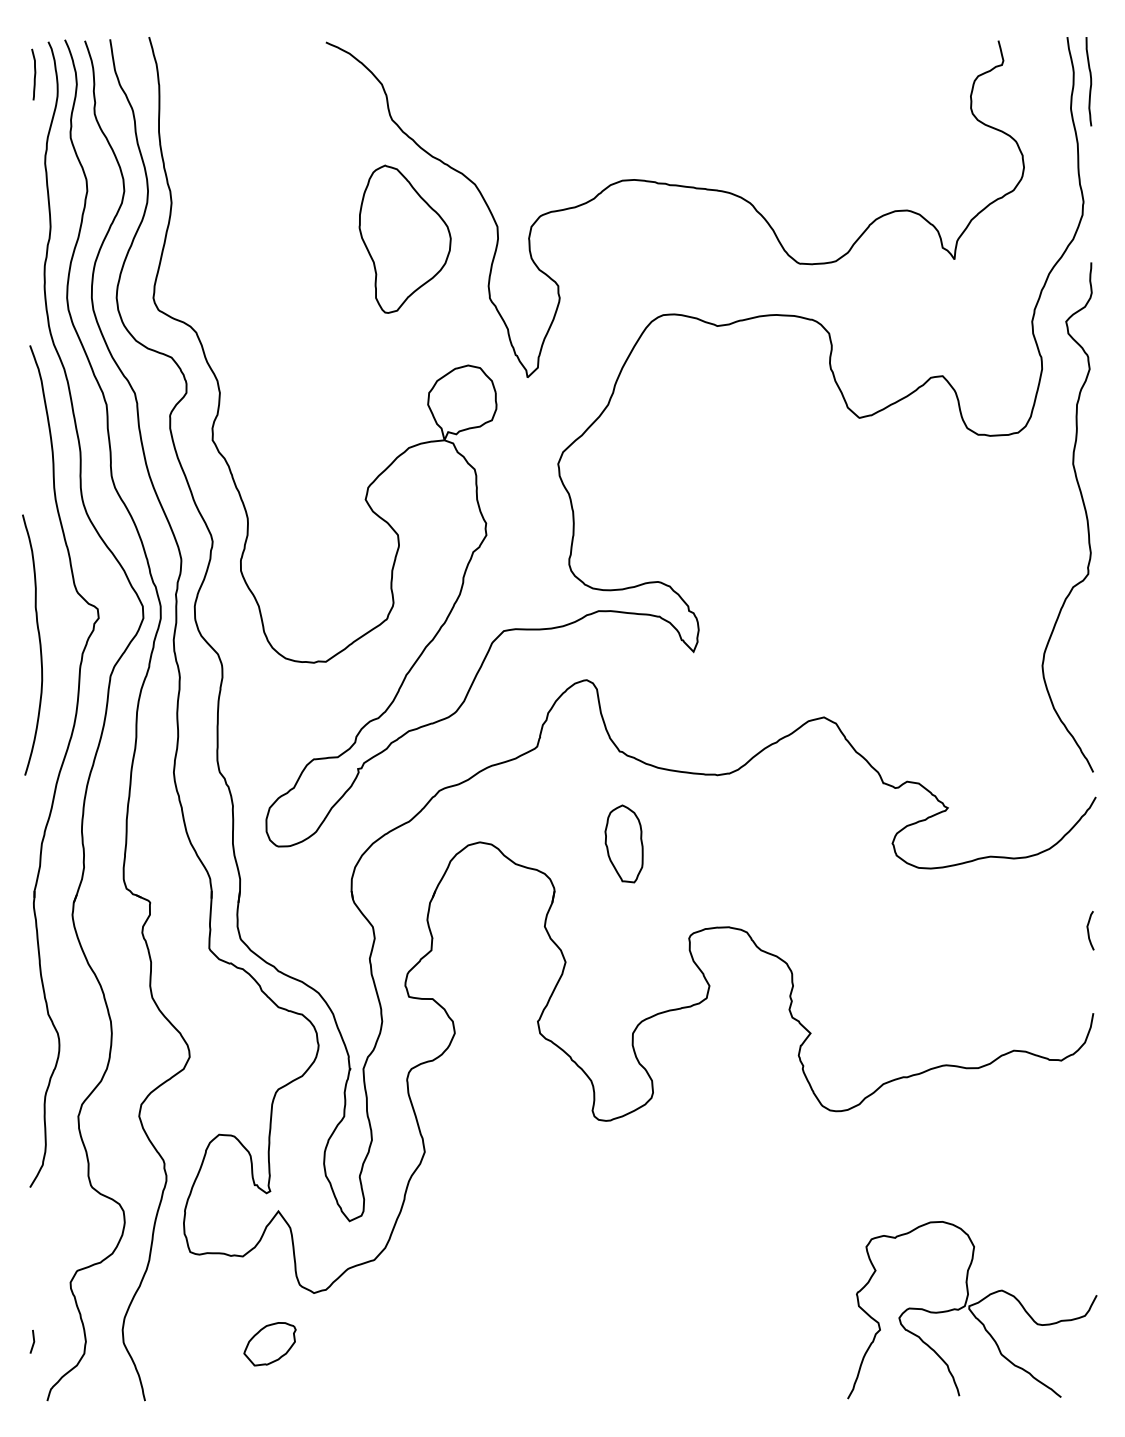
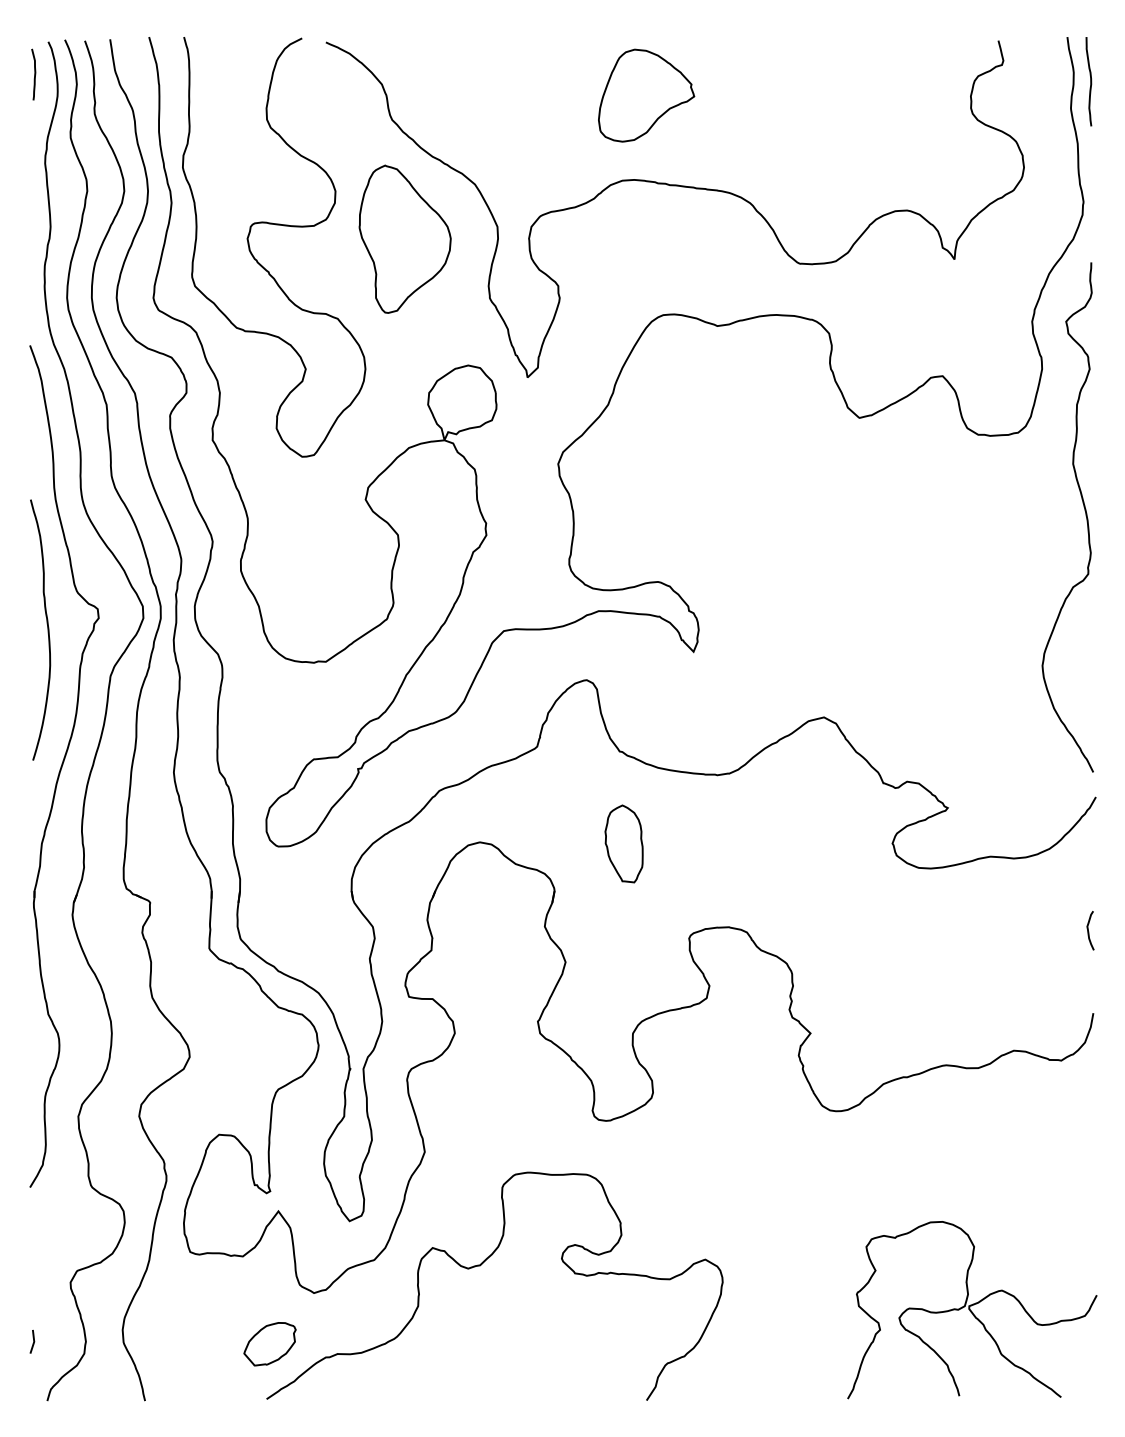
part: none -> present (646, 95)
curve: none -> present (257, 259)
curve position: (39, 644) -> (47, 629) (47, 629)
curve: none -> present (480, 1266)
